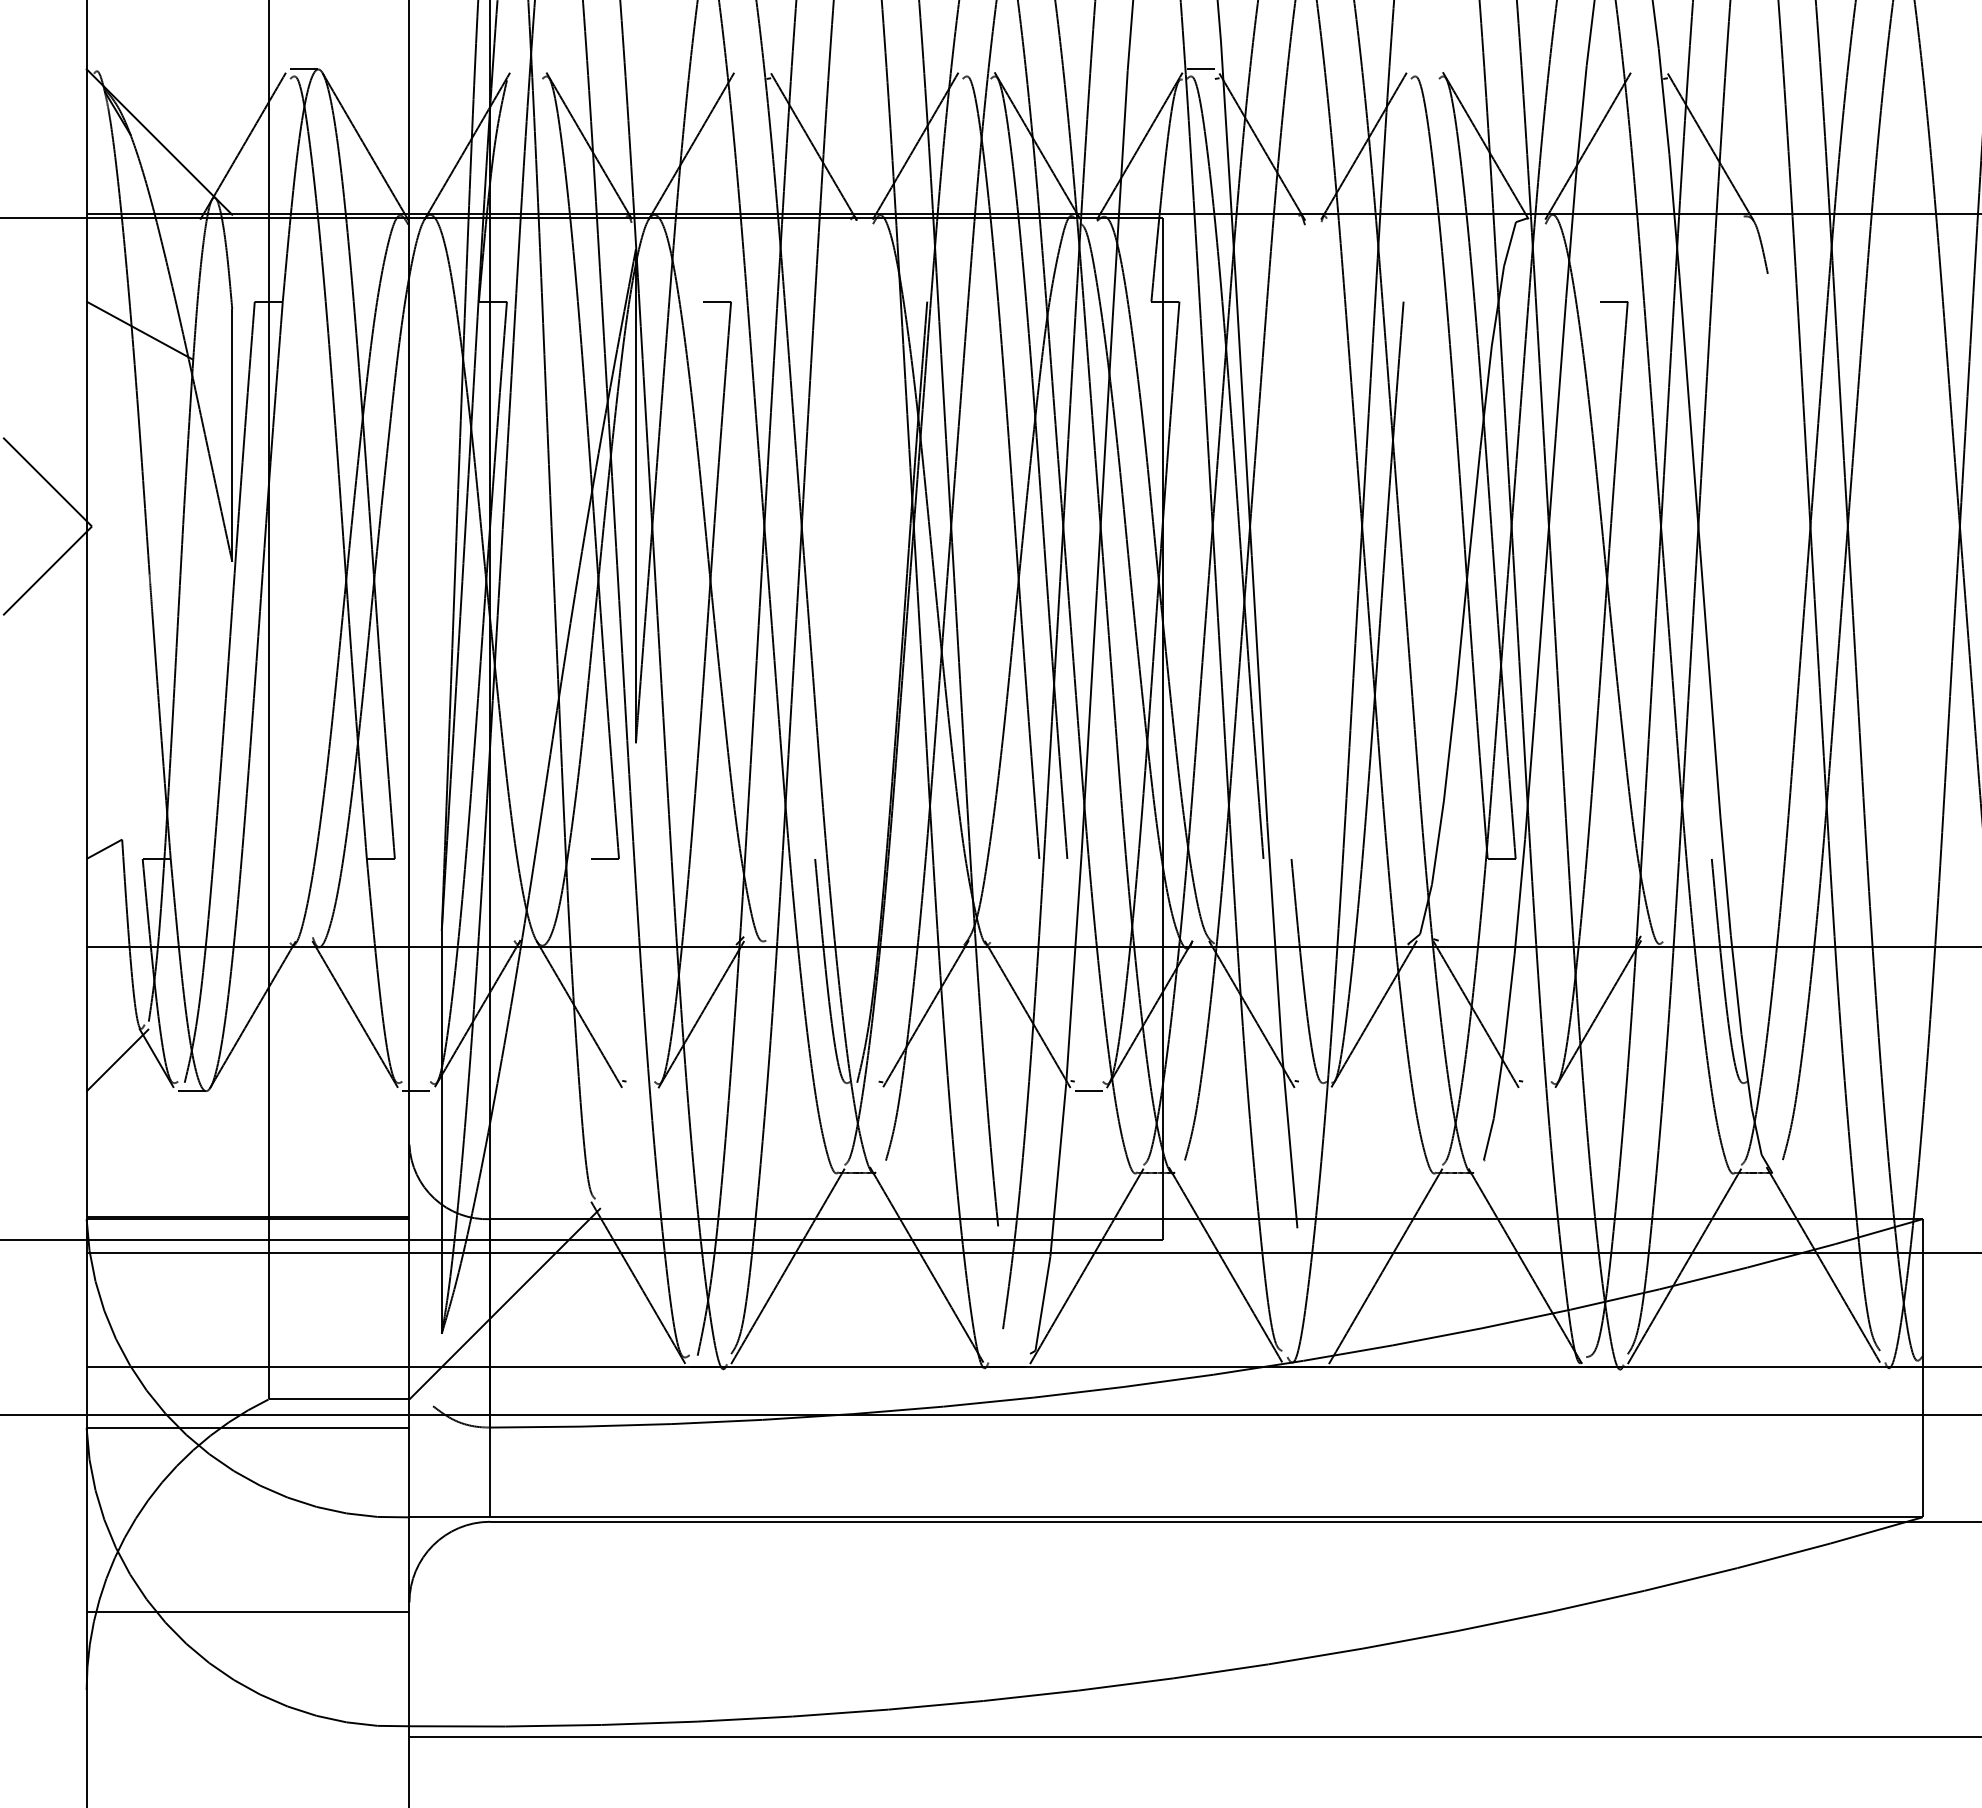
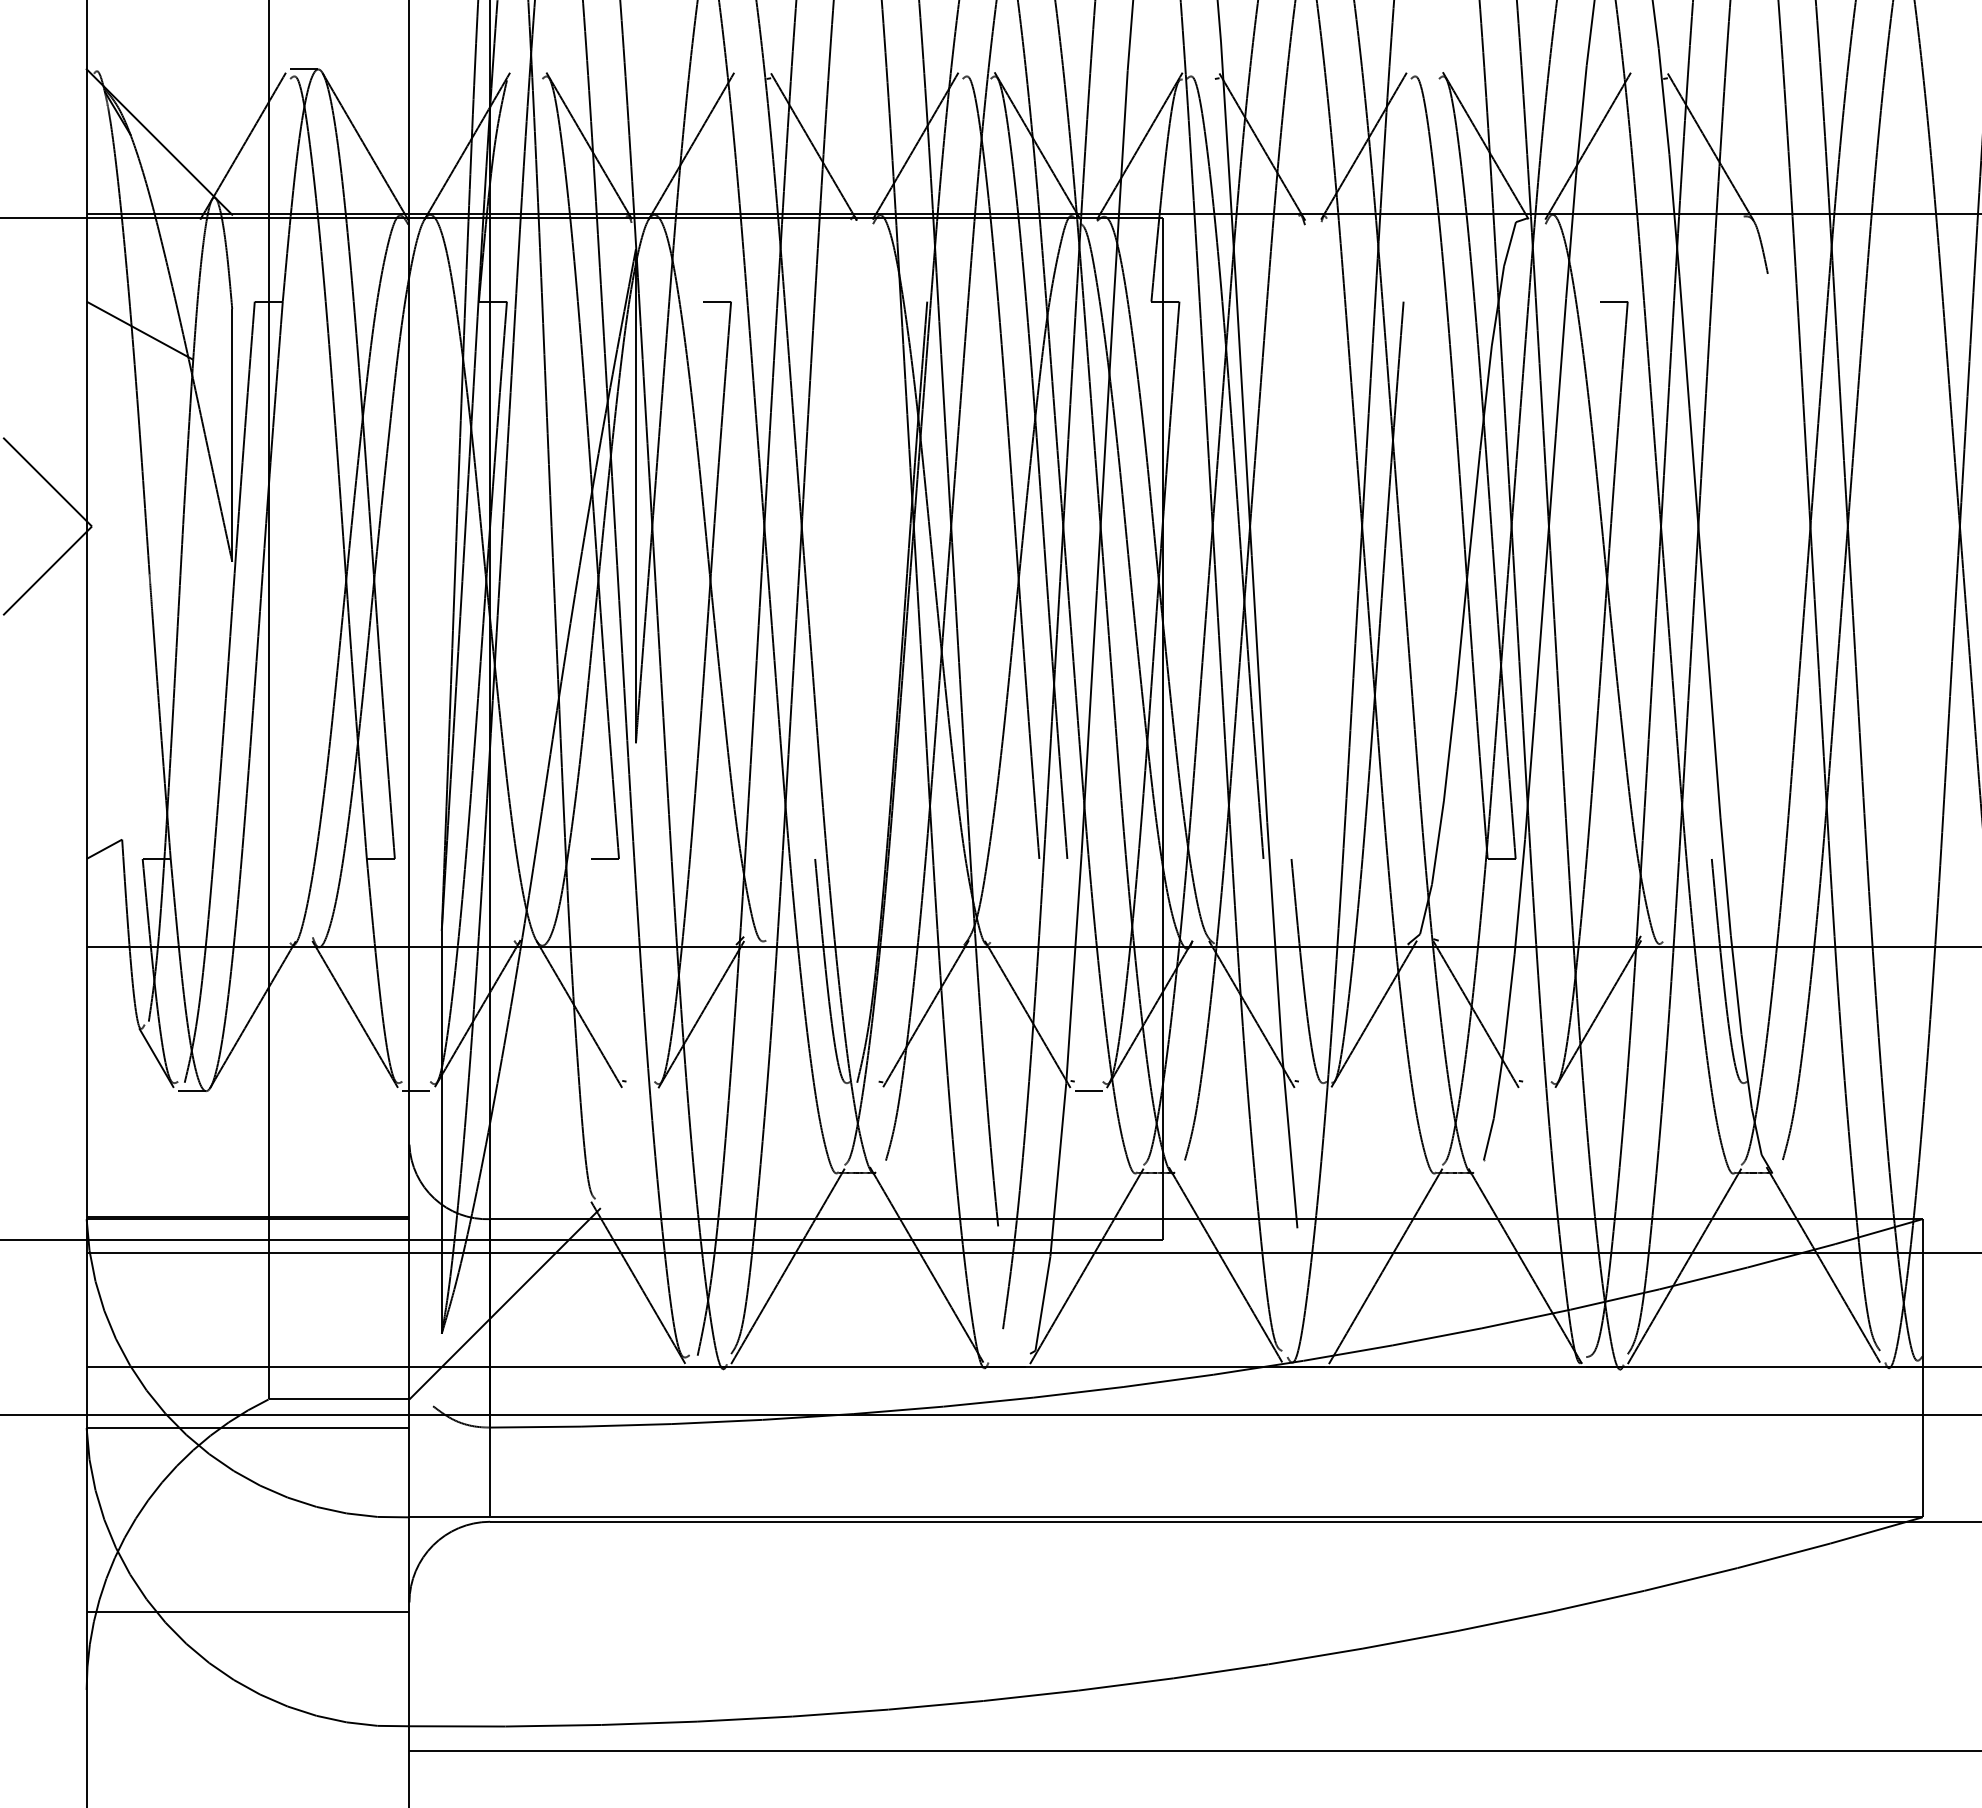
line: present -> none (1200, 69)
line: present -> none (117, 1060)
line position: (1193, 1737) -> (1193, 1751) (1193, 1751)
